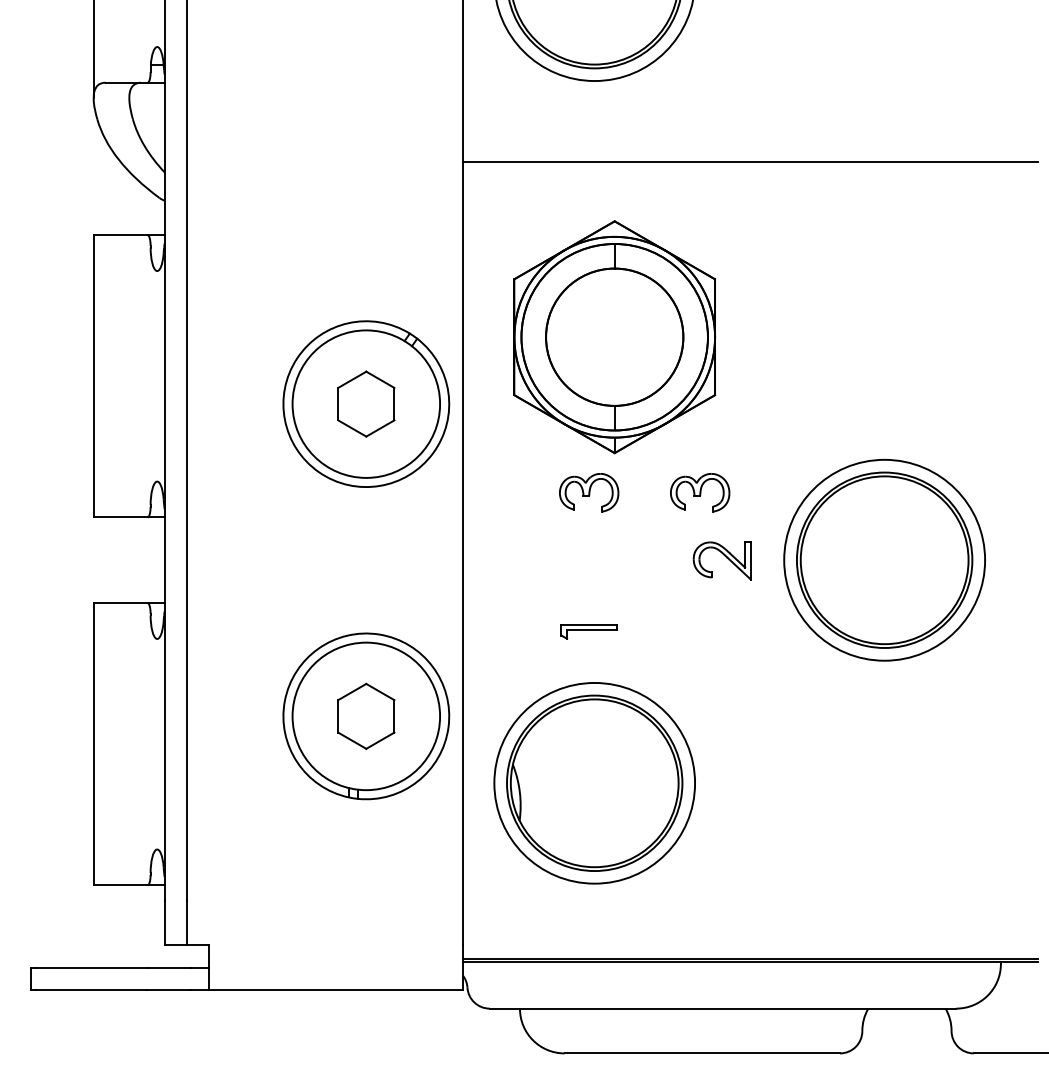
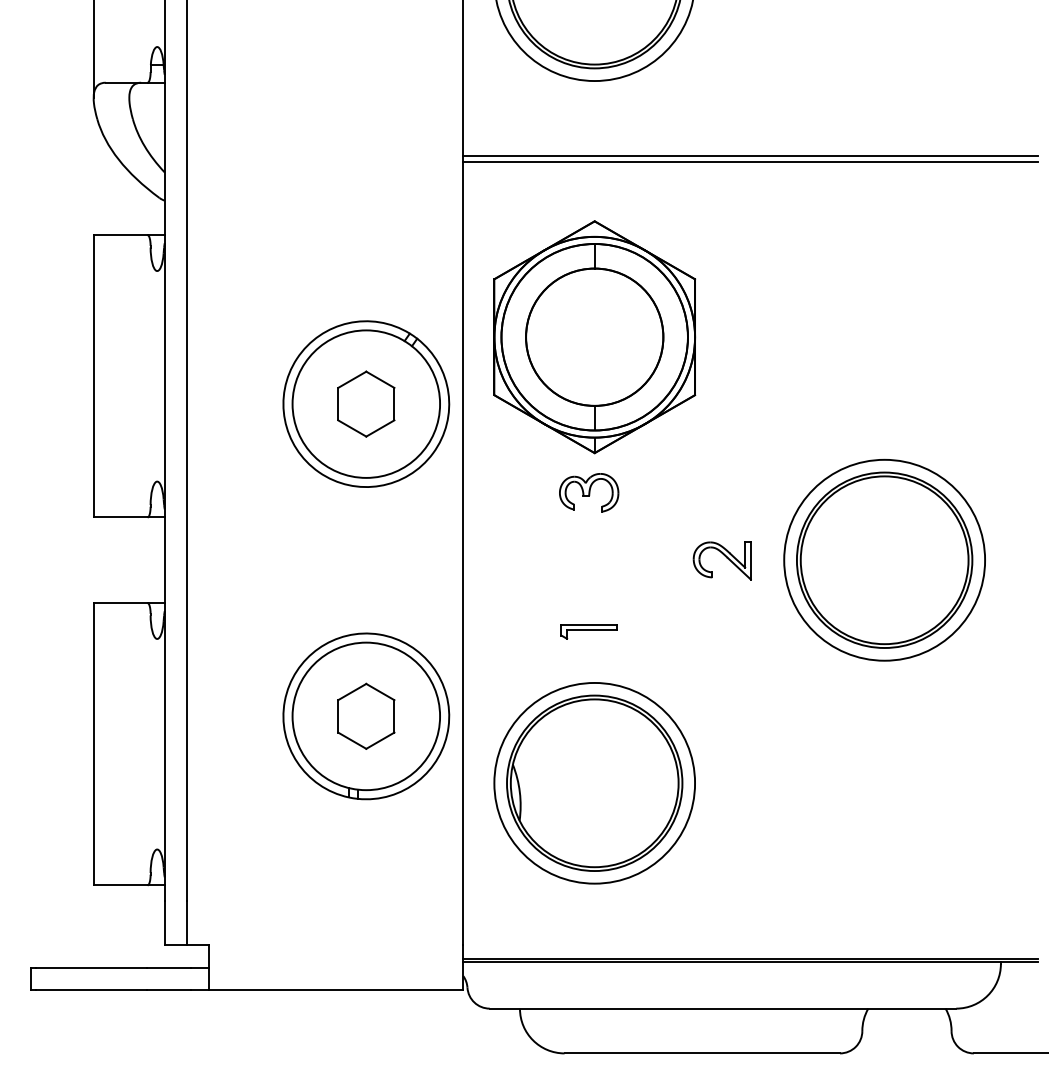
line: none -> present (750, 156)
part position: (614, 337) -> (594, 337) (594, 337)
part: present -> none (700, 492)
